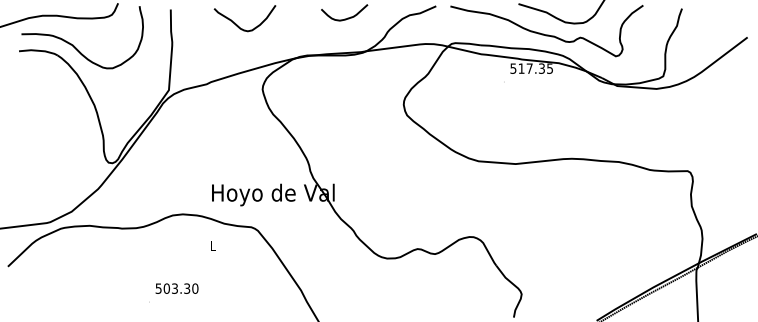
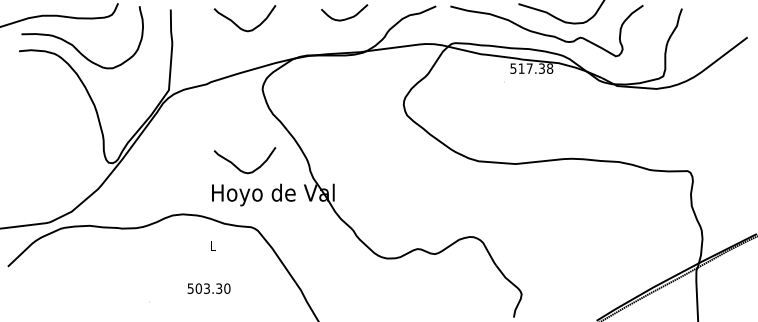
text: 517.35 -> 517.38 (550, 68)
curve: none -> present (237, 166)
text position: (176, 288) -> (208, 288) (208, 288)
